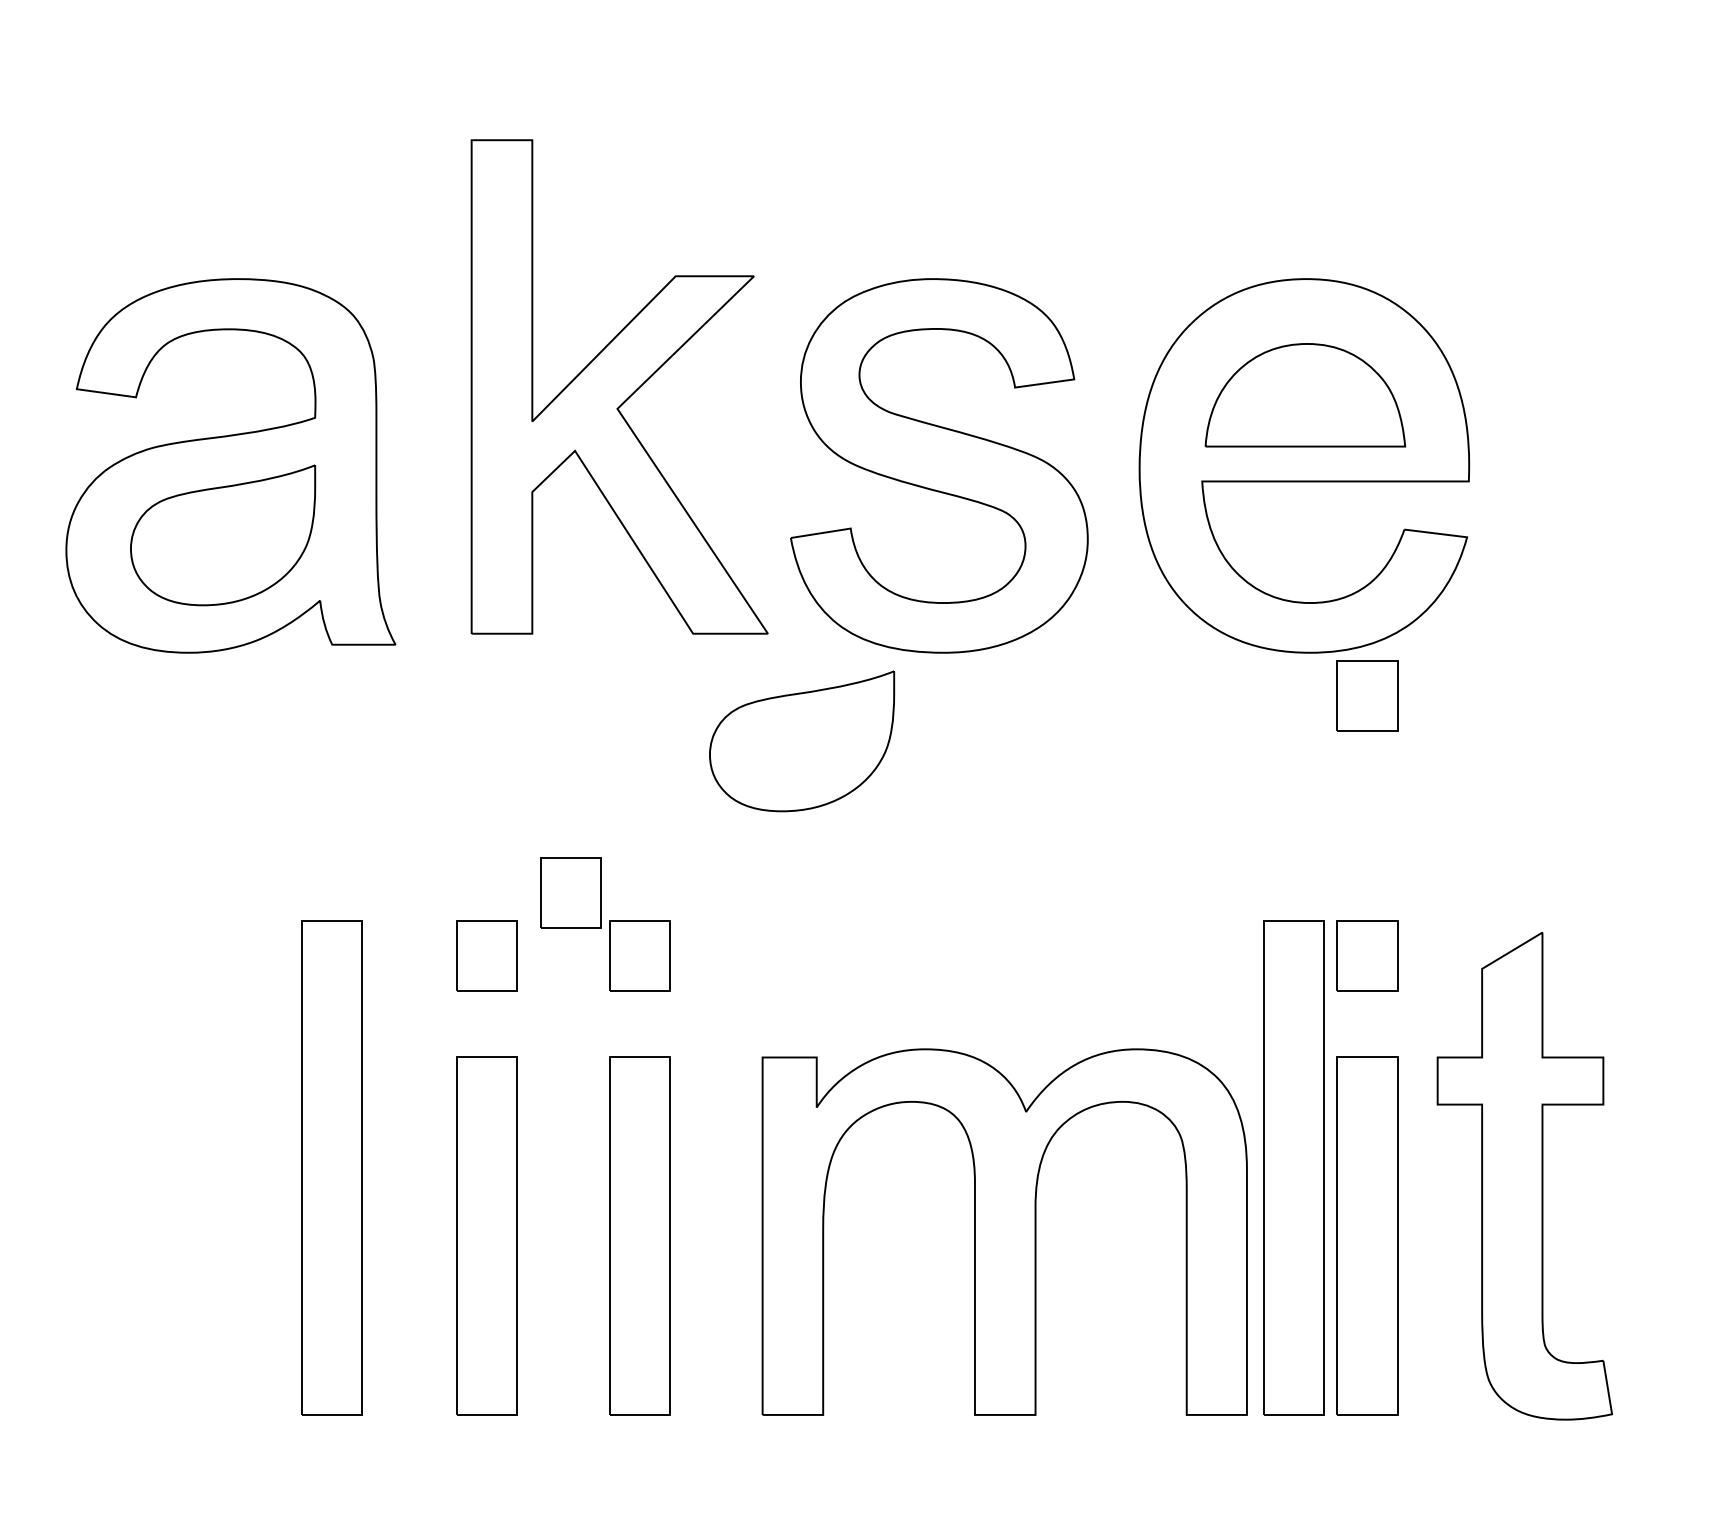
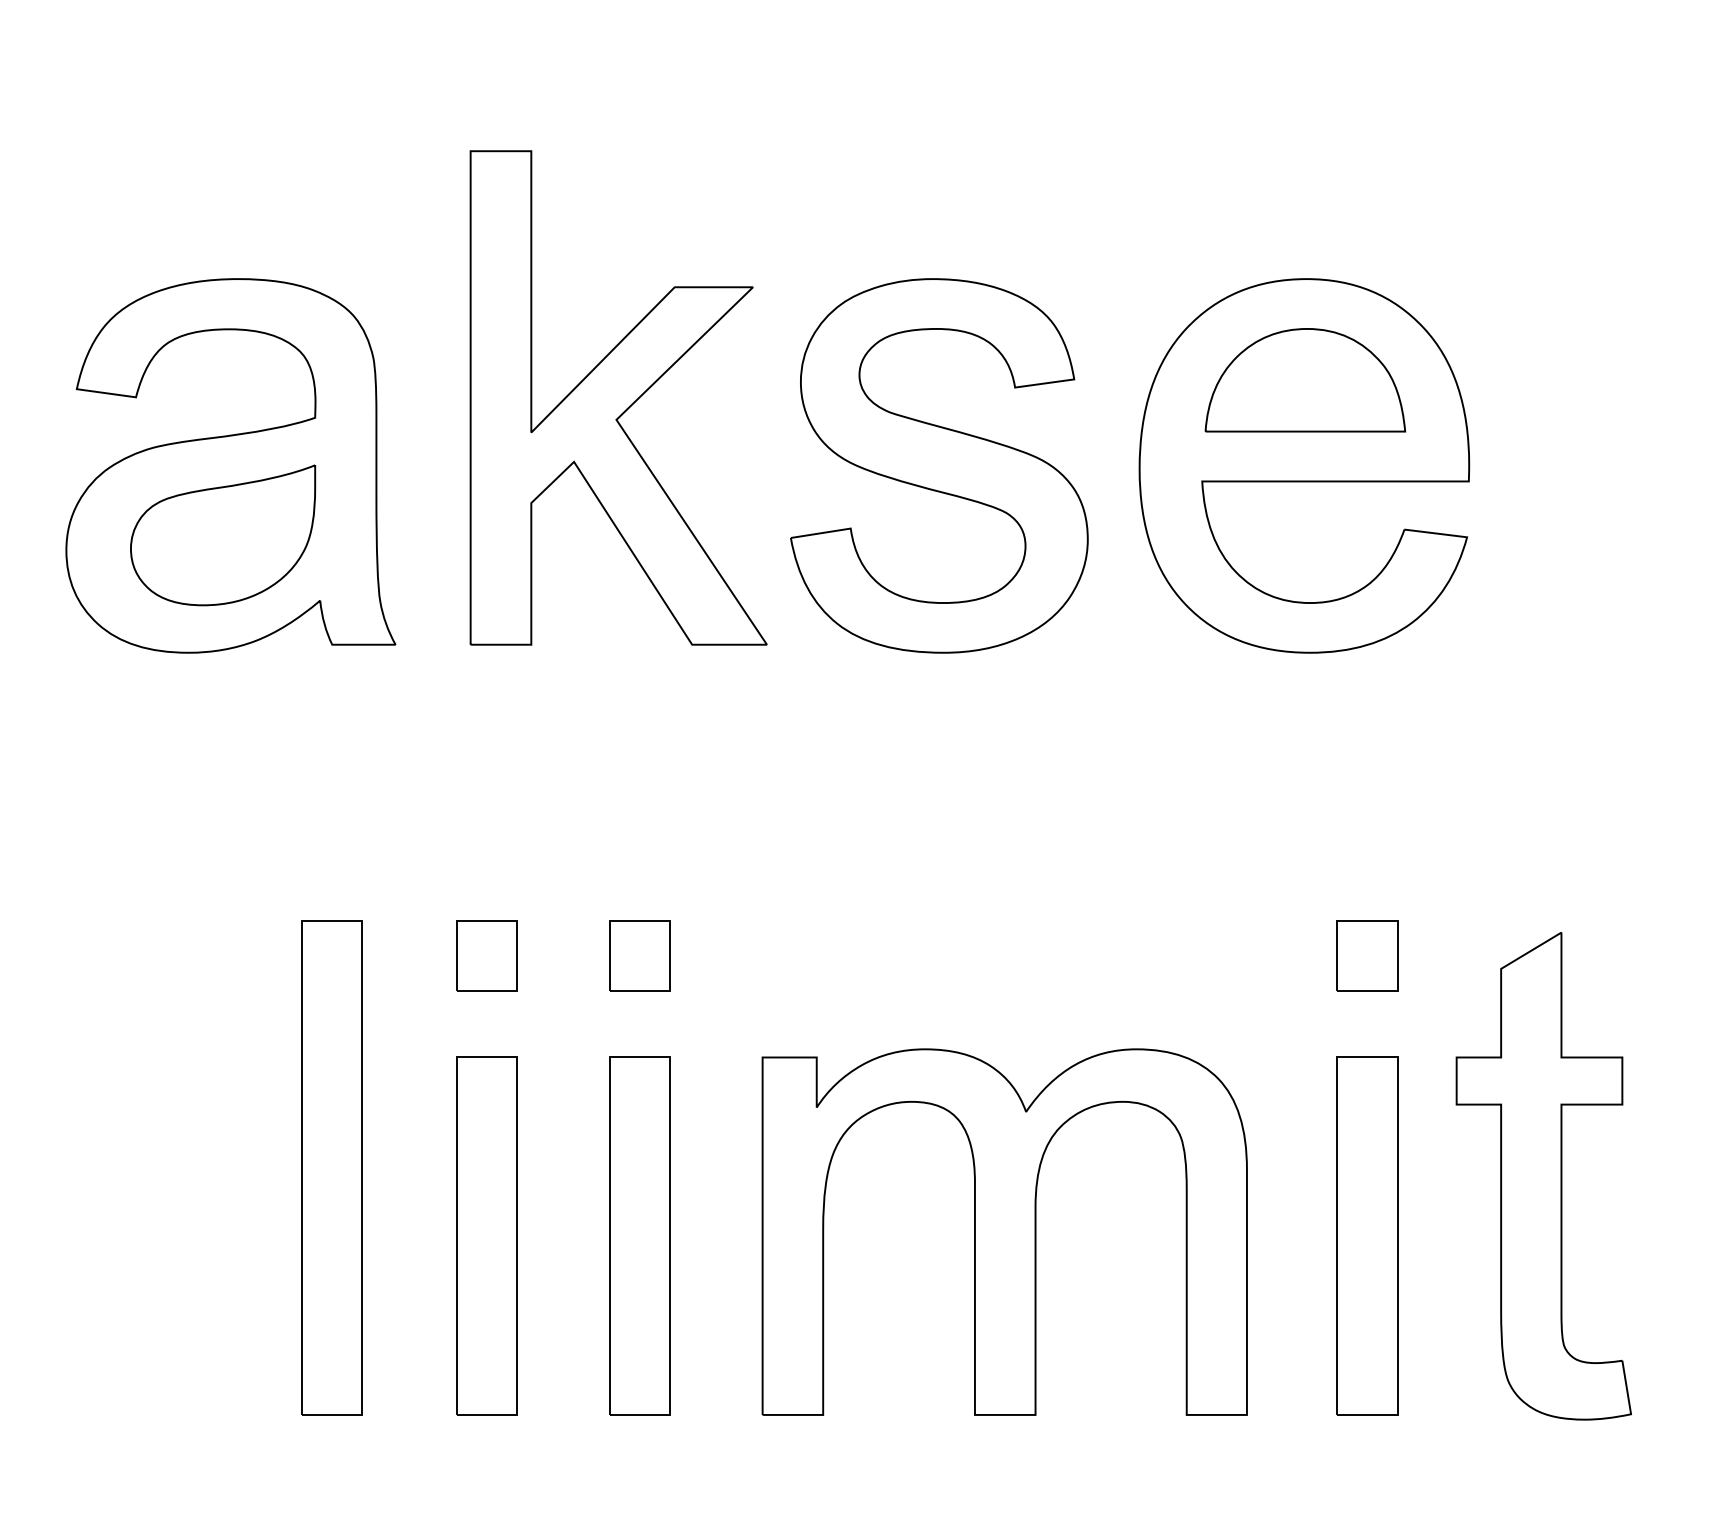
part position: (619, 386) -> (618, 397) (618, 397)
part position: (1305, 395) -> (1305, 380) (1305, 380)
part: present -> none (1367, 695)
part: present -> none (802, 741)
part: present -> none (570, 892)
part: present -> none (1293, 1167)
part position: (1524, 1176) -> (1543, 1176) (1543, 1176)
